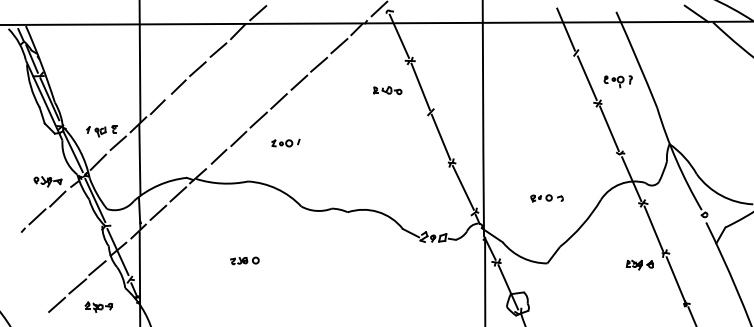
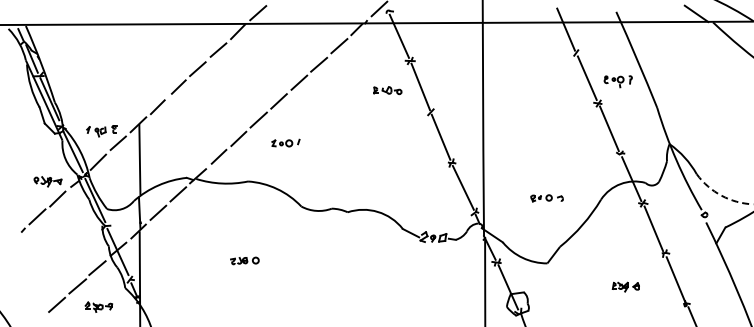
line: present -> none (139, 62)
arc: solid -> dashed (721, 195)
part position: (639, 264) -> (625, 286) (625, 286)
